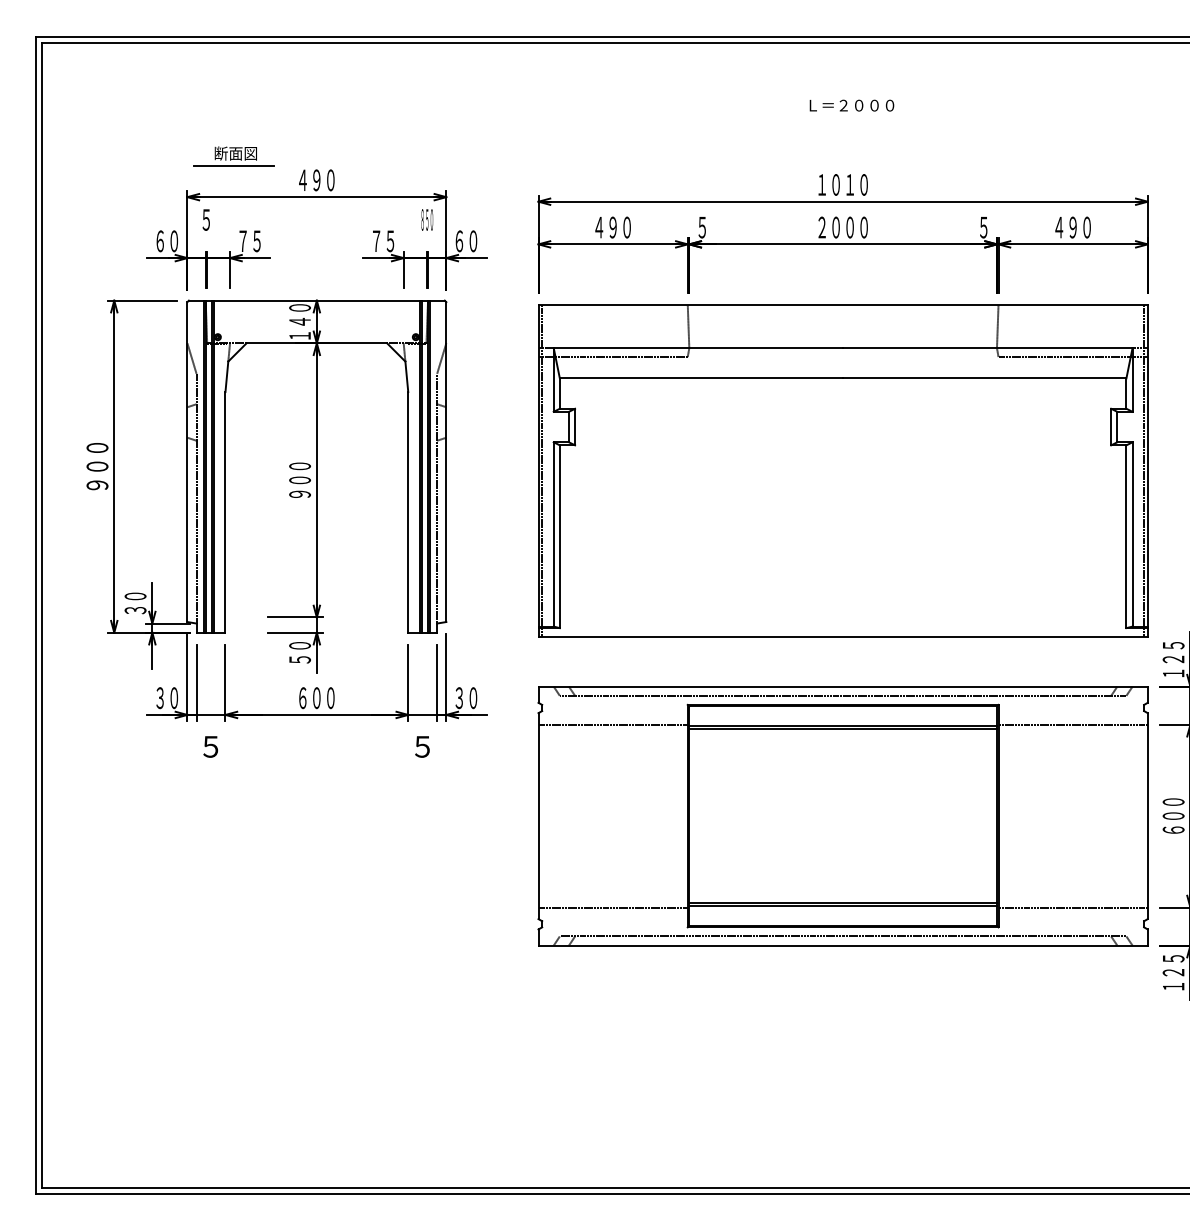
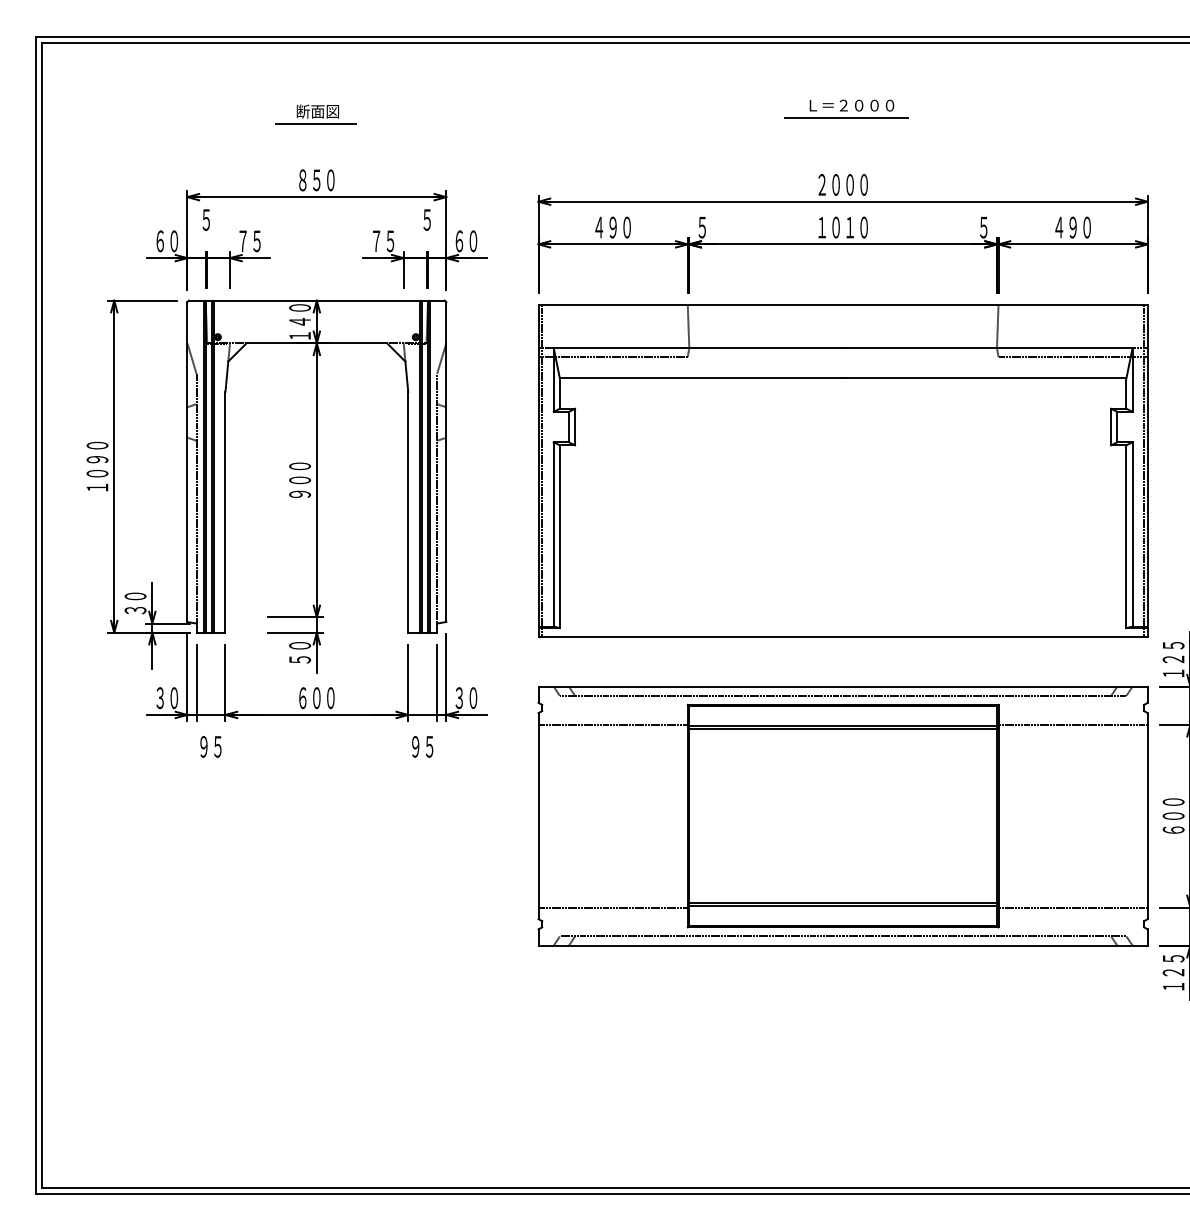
line: none -> present (846, 117)
part position: (233, 156) -> (315, 114) (315, 114)
text: ４９０ -> ８５０ (309, 180)
text: １０１０ -> ２０００ (835, 184)
text: ８５０ -> ５ (427, 219)
text: ２０００ -> １０１０ (835, 227)
text: ９００ -> １０９０ (97, 466)
text: ５ -> ９５ (210, 746)
text: ５ -> ９５ (422, 746)
